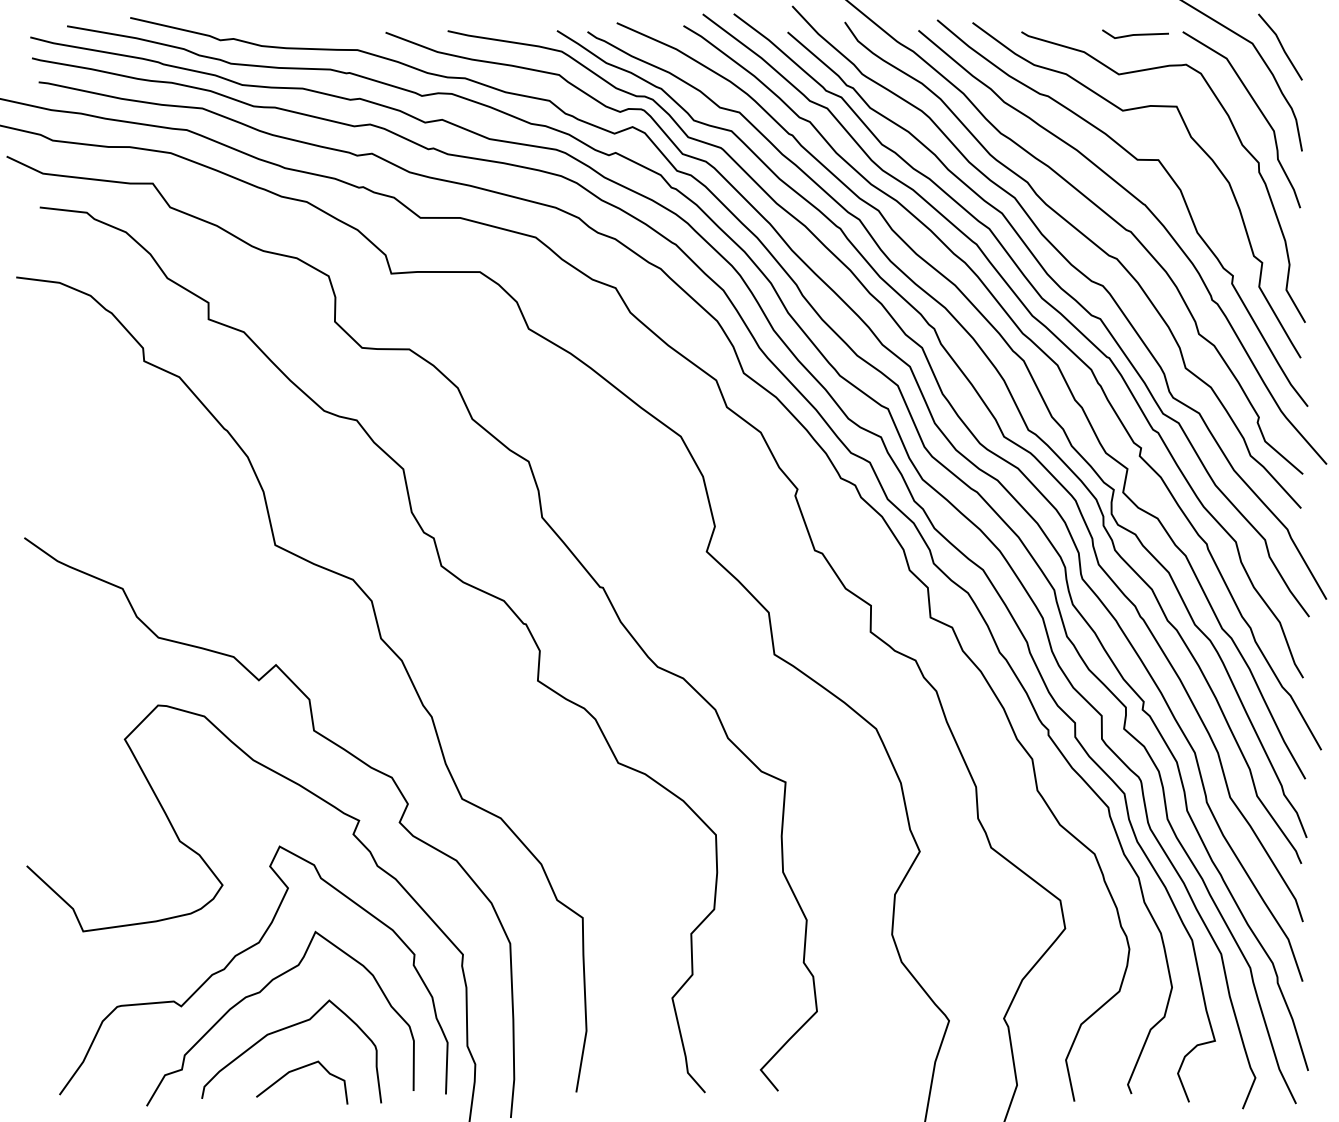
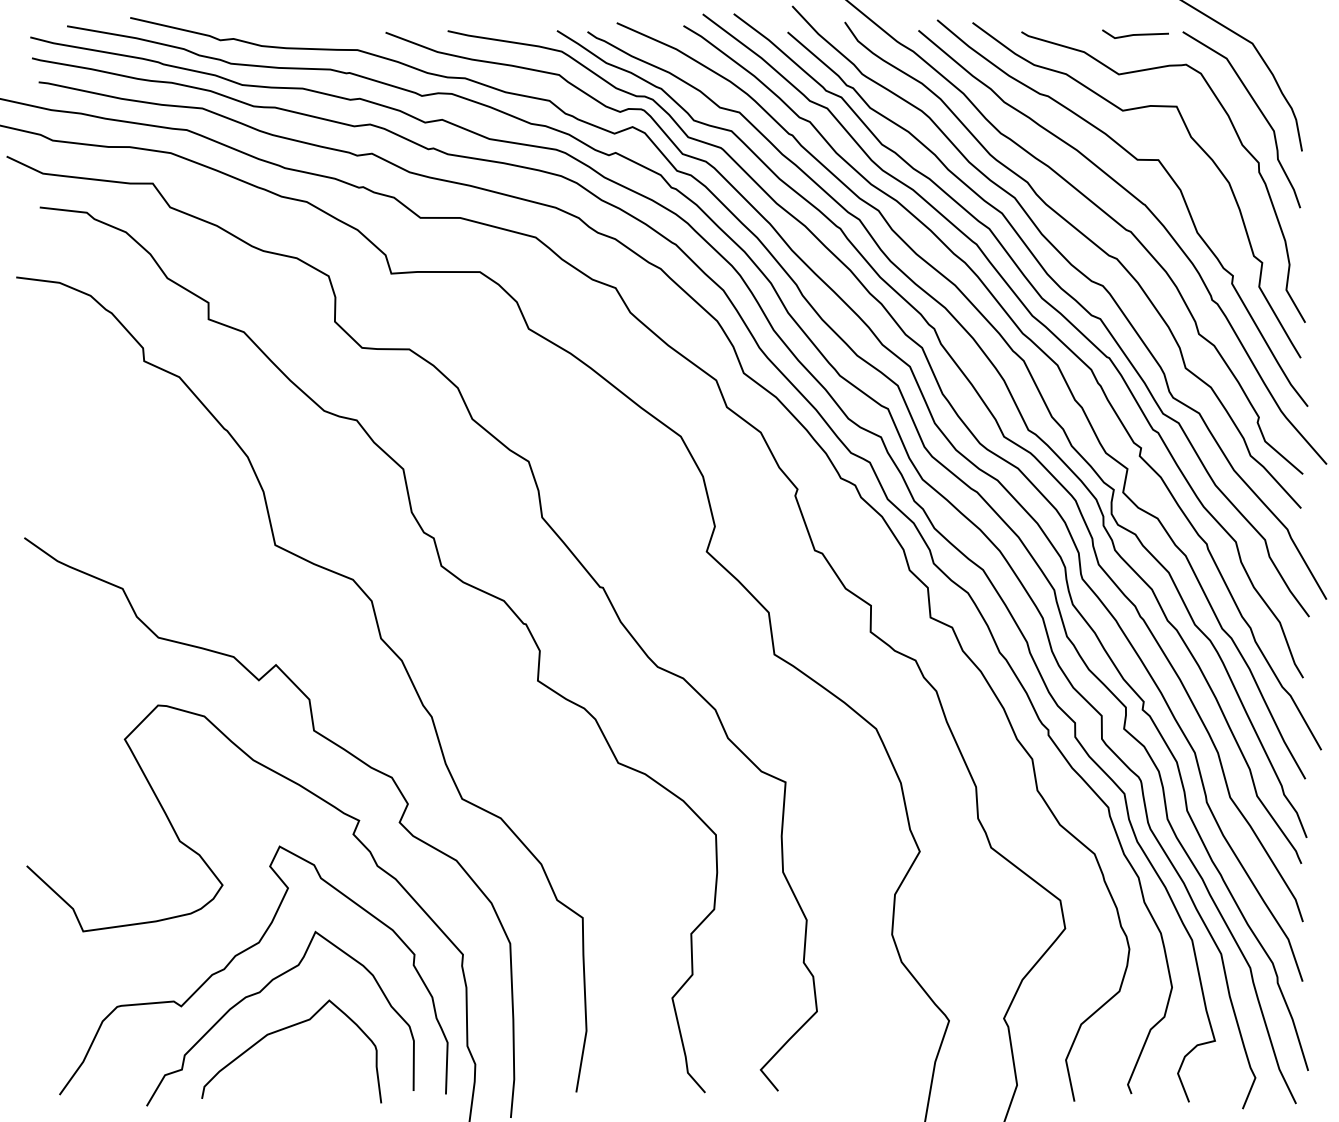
line: present -> none (1280, 45)
curve: present -> none (299, 1069)
